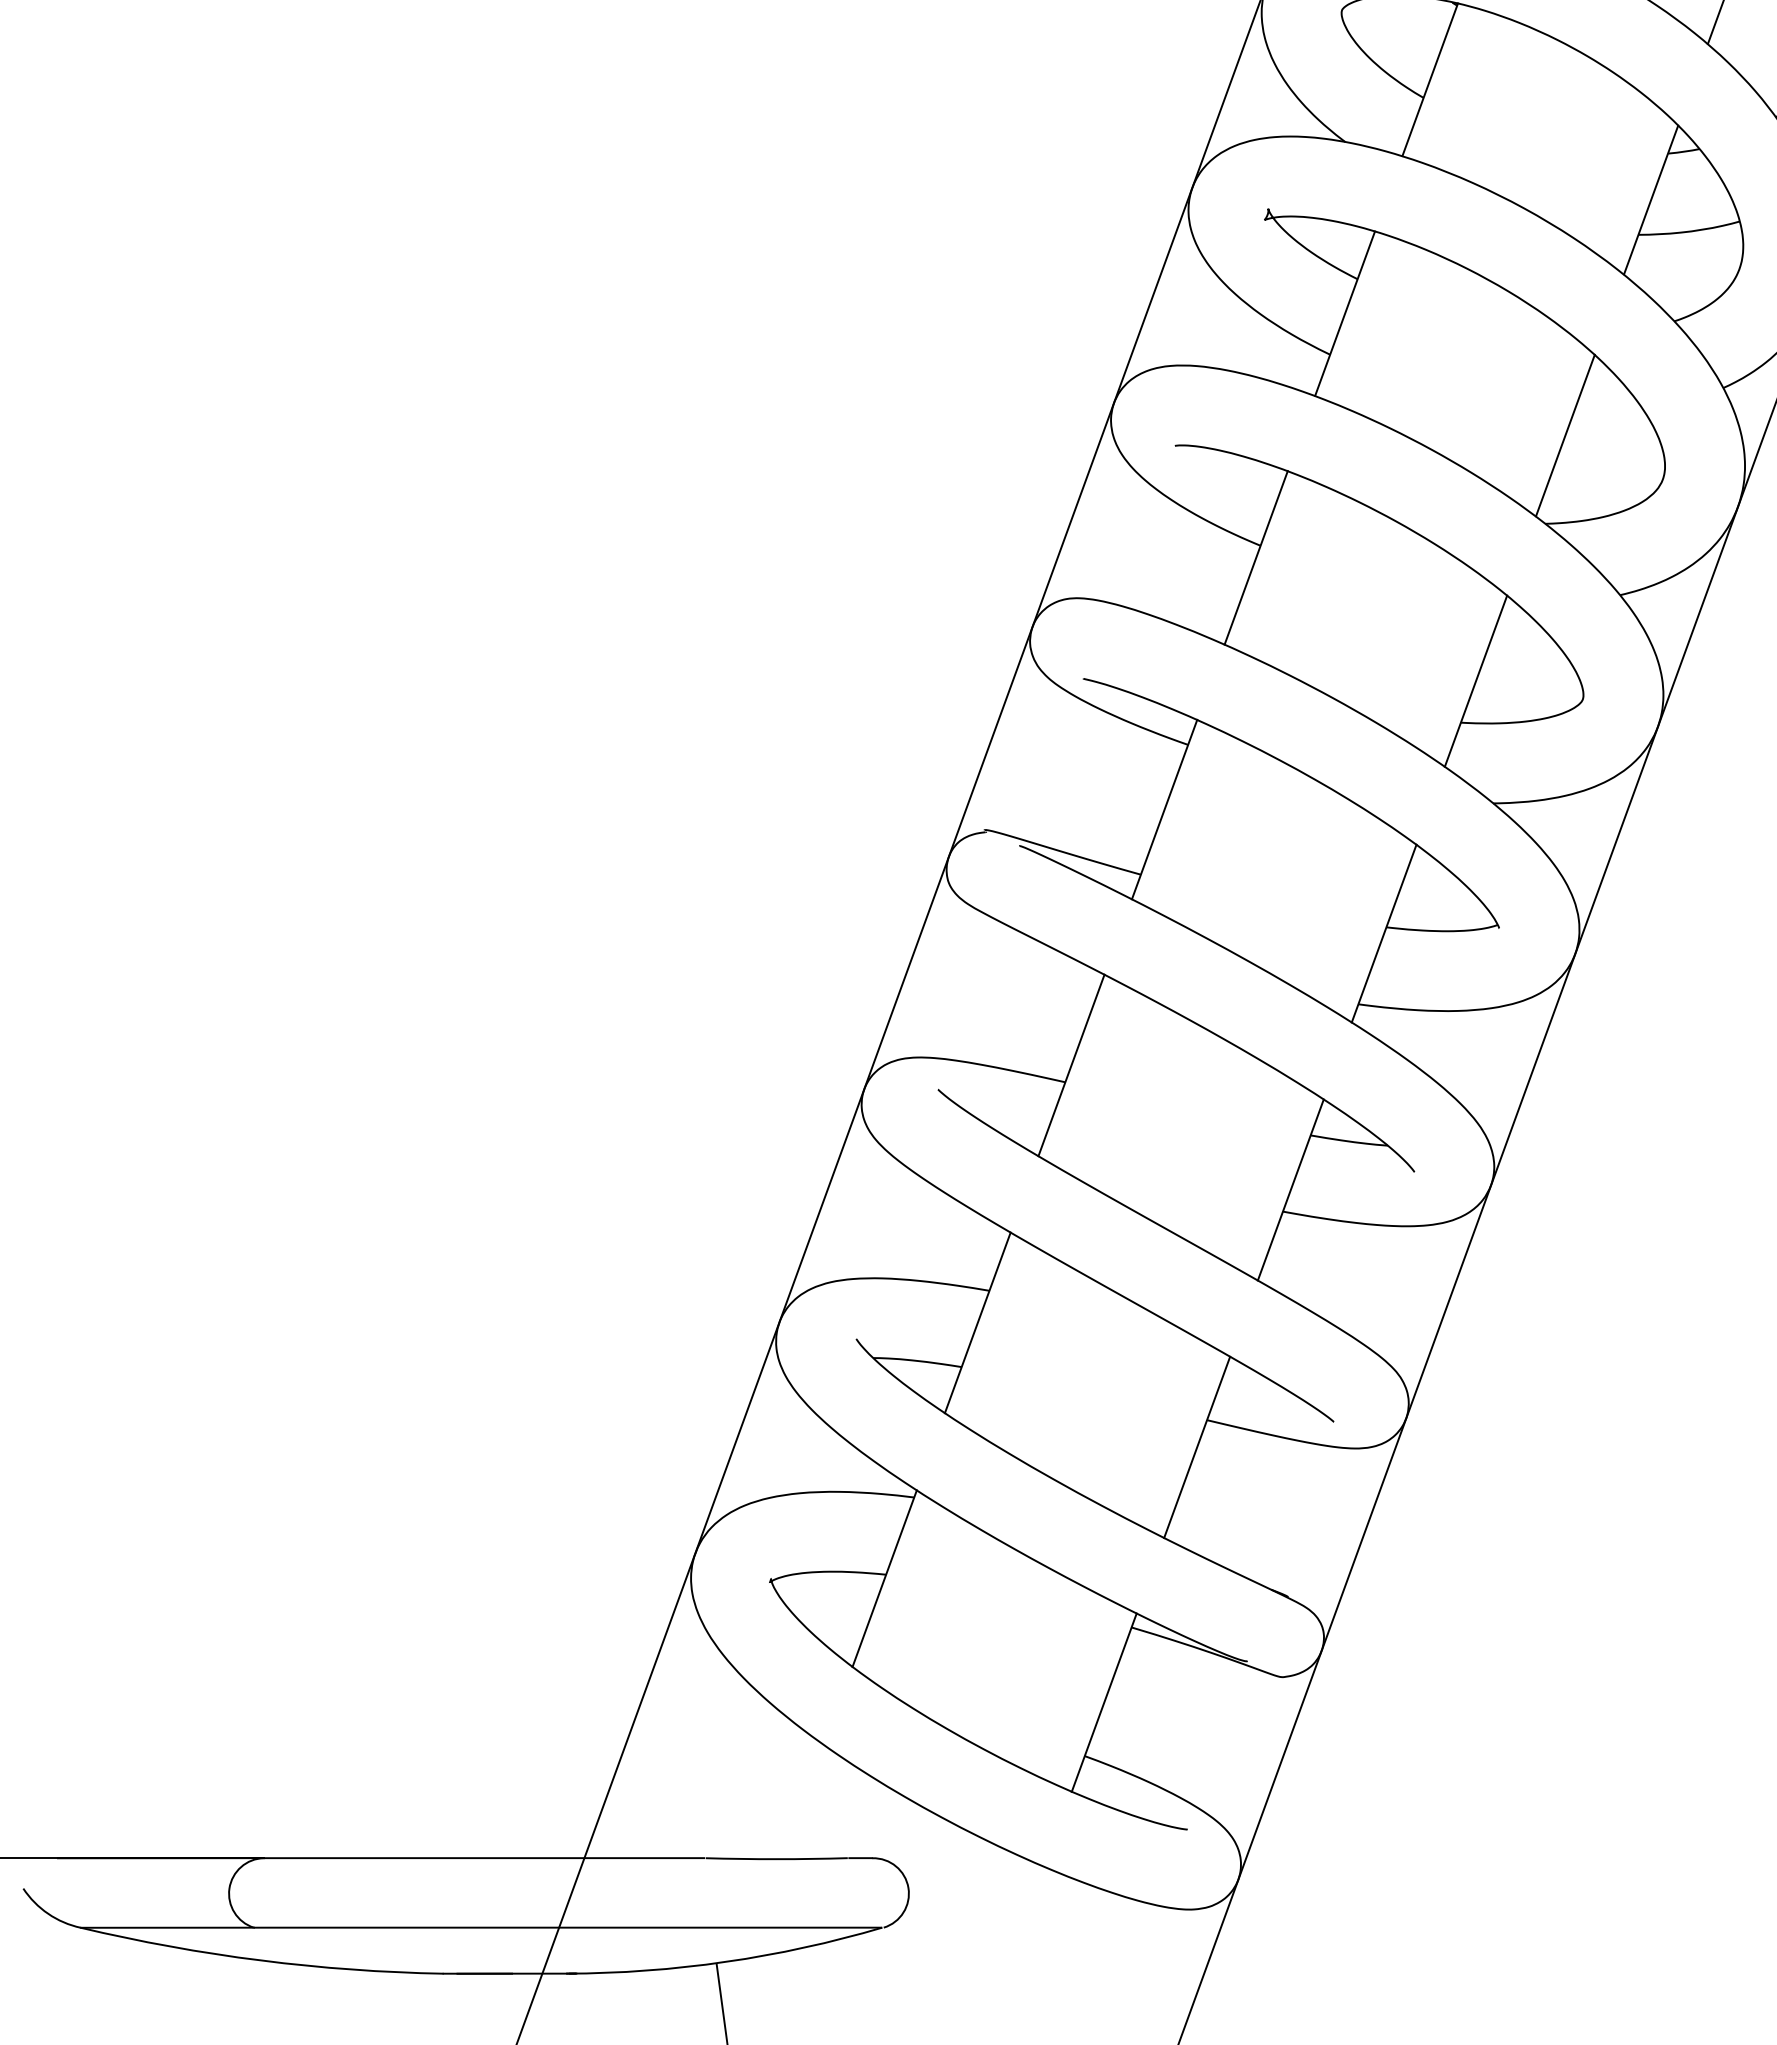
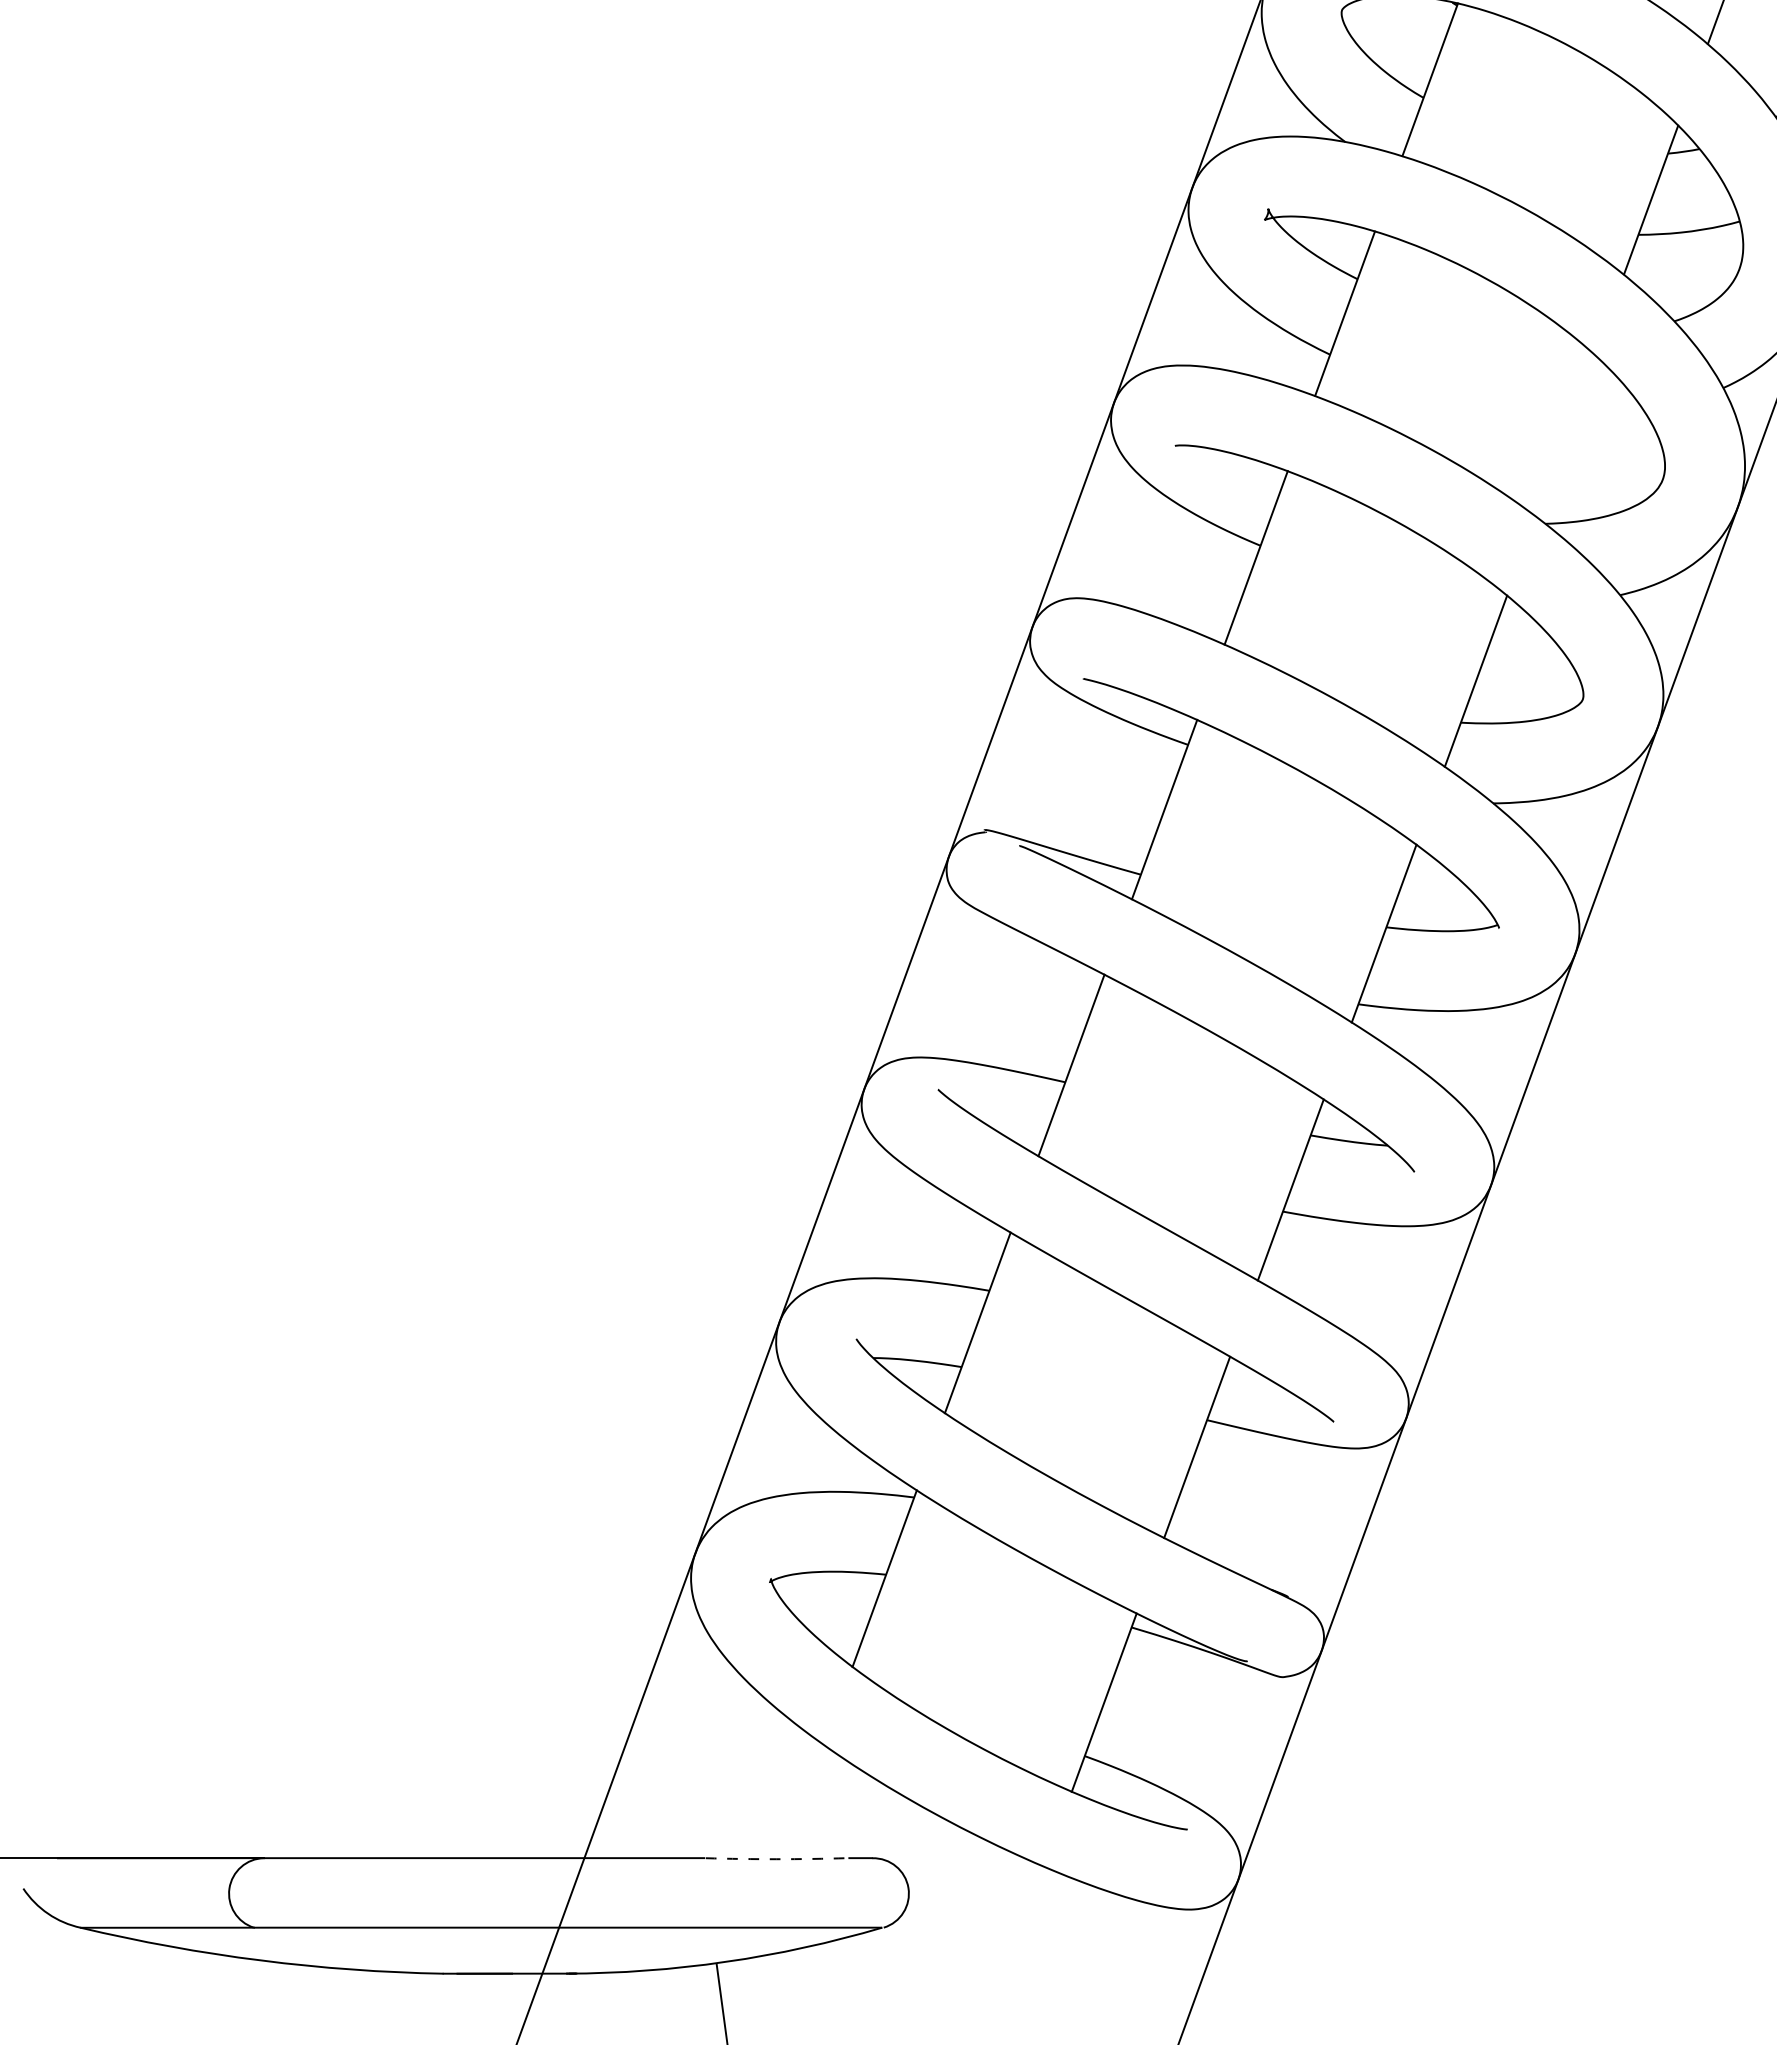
line: present -> none (1564, 435)
arc: solid -> dashed (776, 1859)
